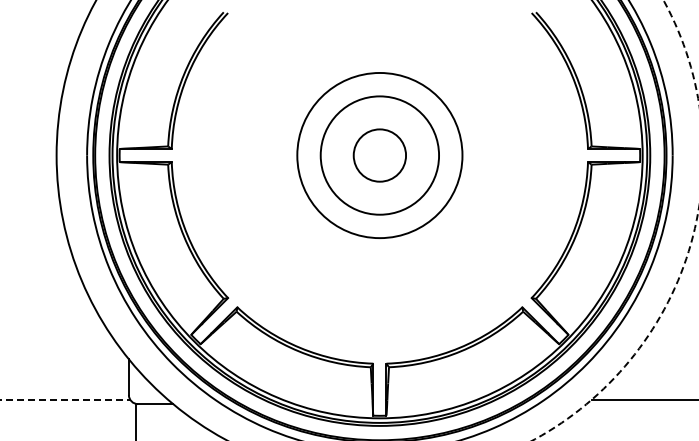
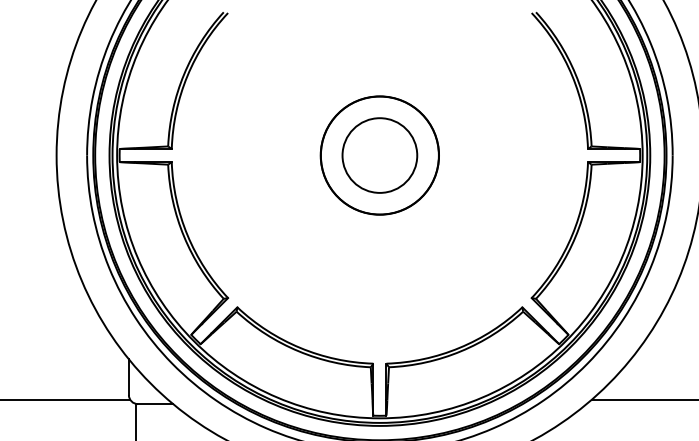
circle diameter: 165 px -> 118 px (379, 155)
circle diameter: 52 px -> 75 px (379, 155)
arc: dashed -> solid (670, 296)
line: dashed -> solid (65, 399)
